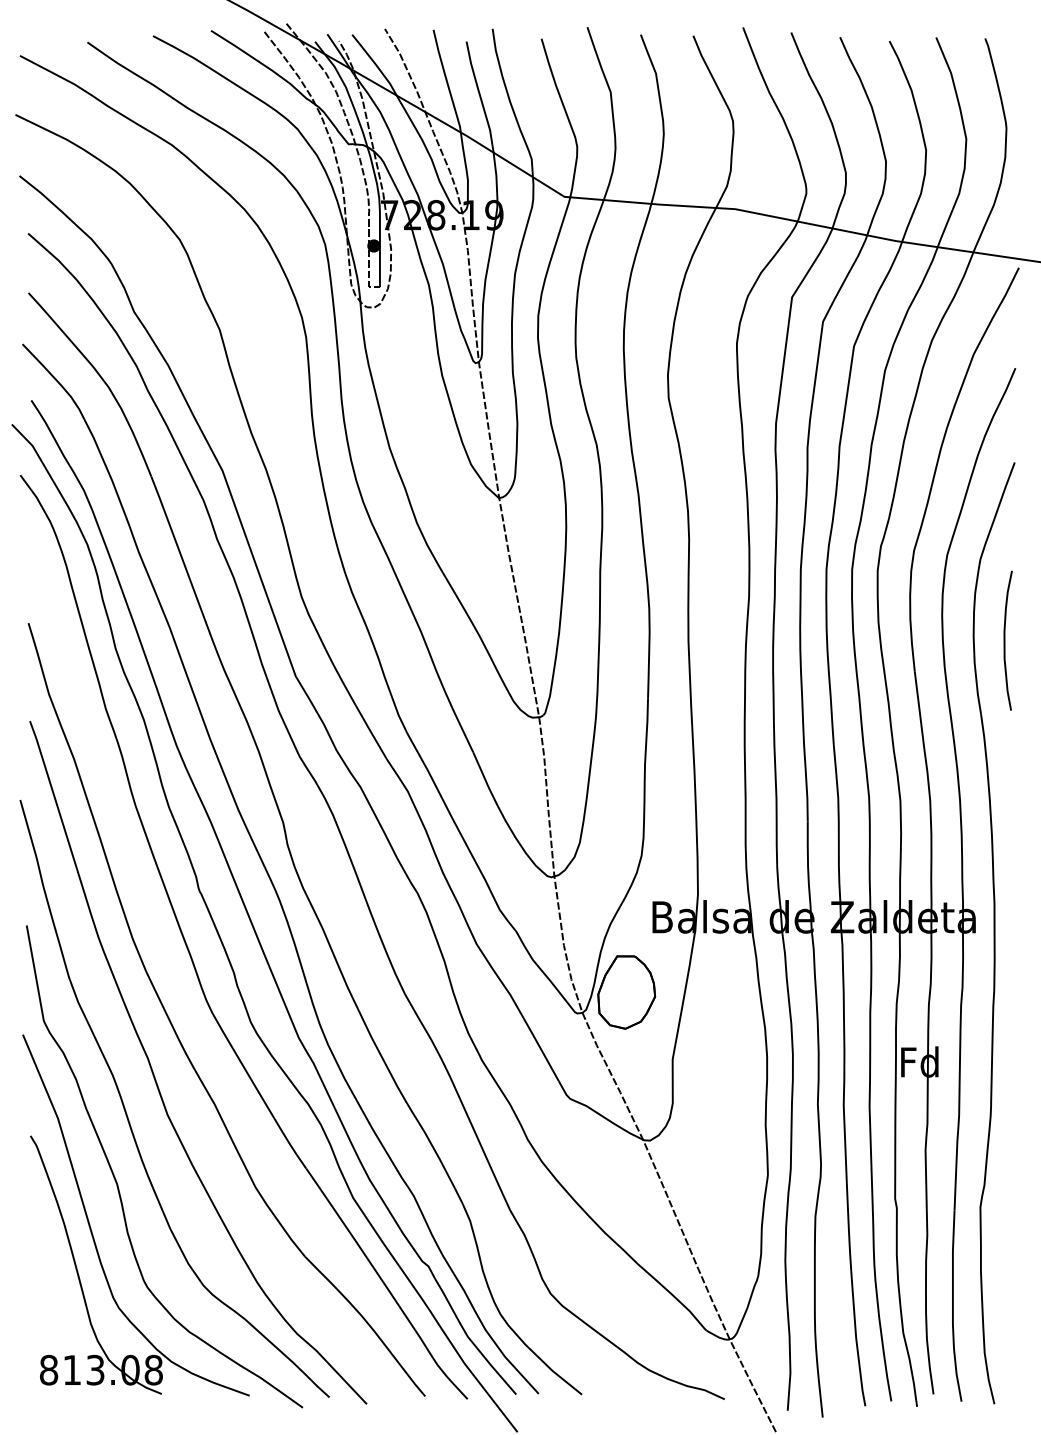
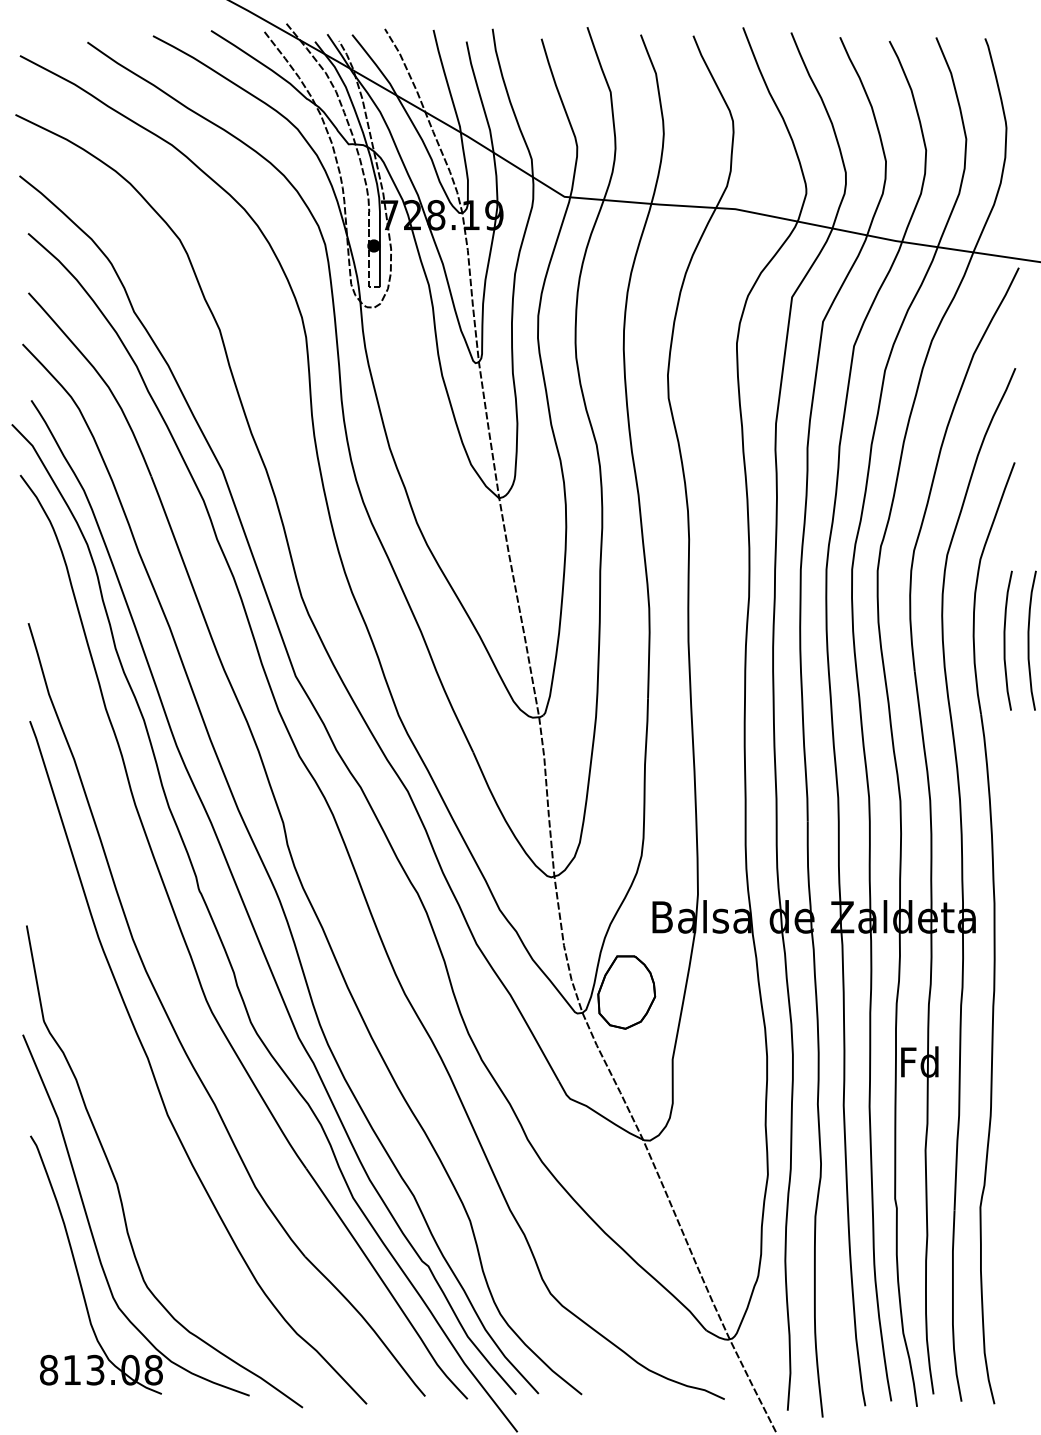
curve: none -> present (1029, 640)
curve: present -> none (127, 1113)
